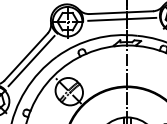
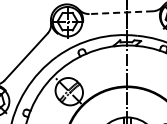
line: solid -> dashed (121, 12)
line: present -> none (122, 18)
line: present -> none (31, 61)
